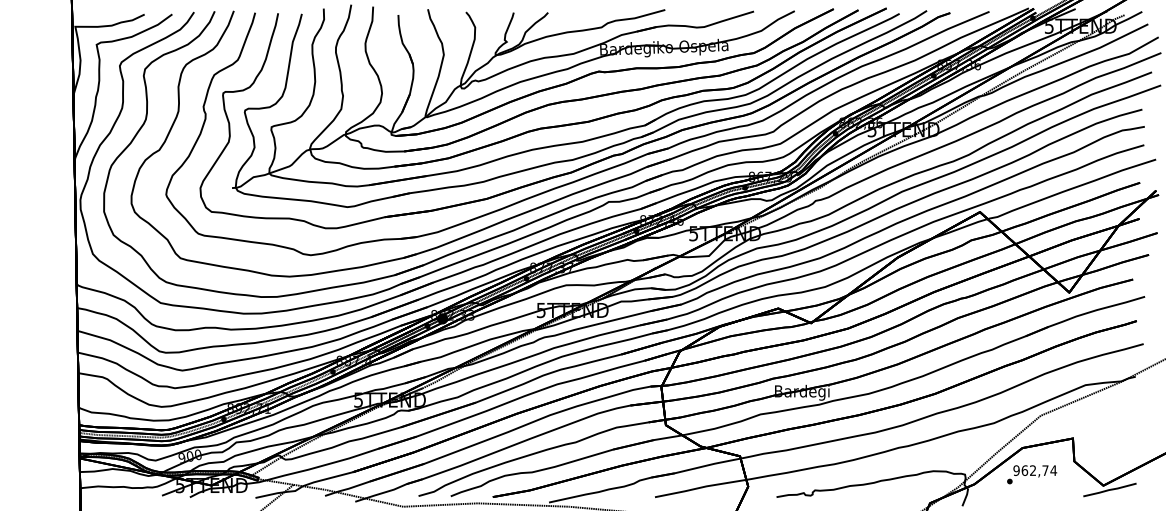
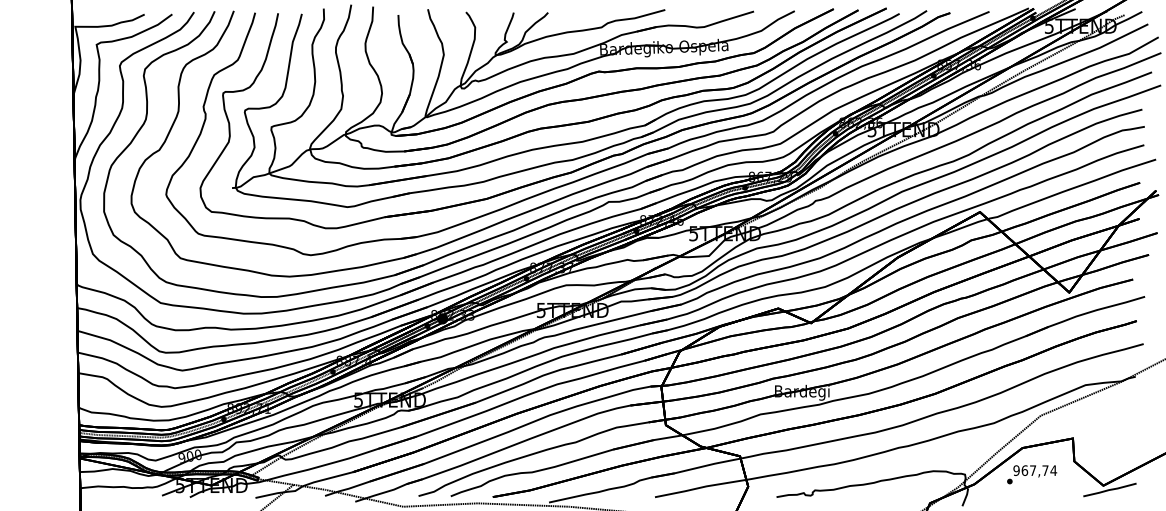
text: 962,74 -> 967,74 (1033, 470)
